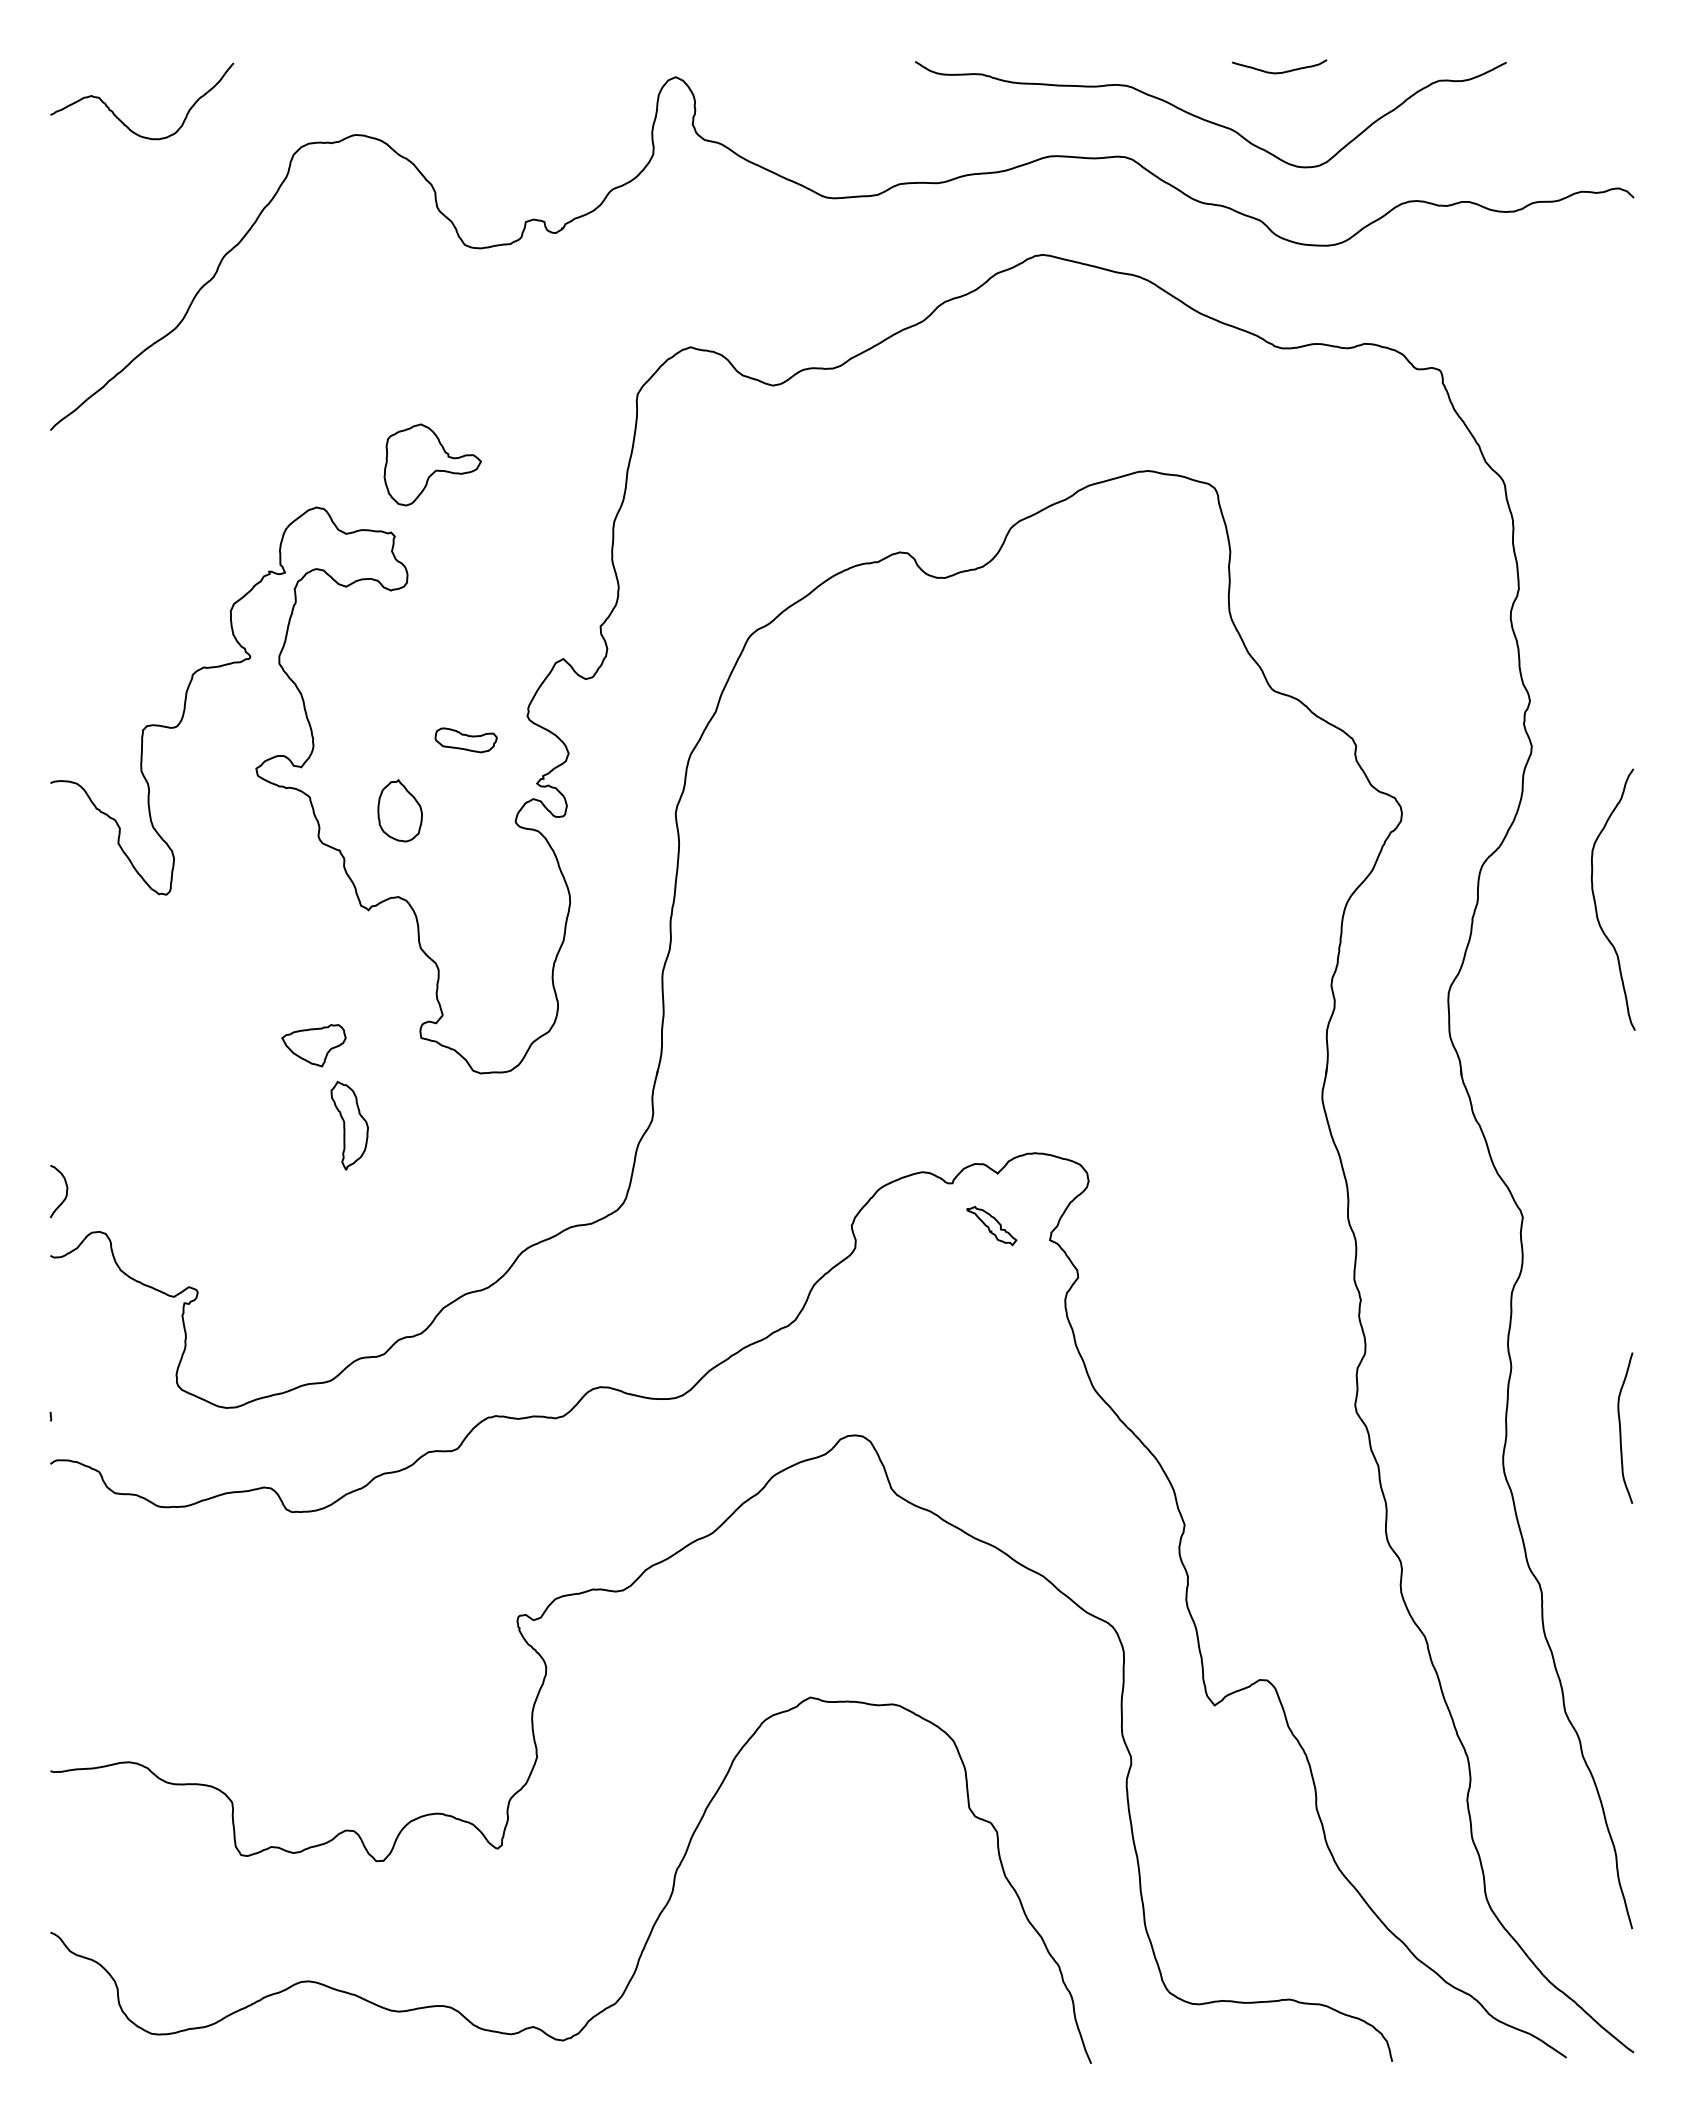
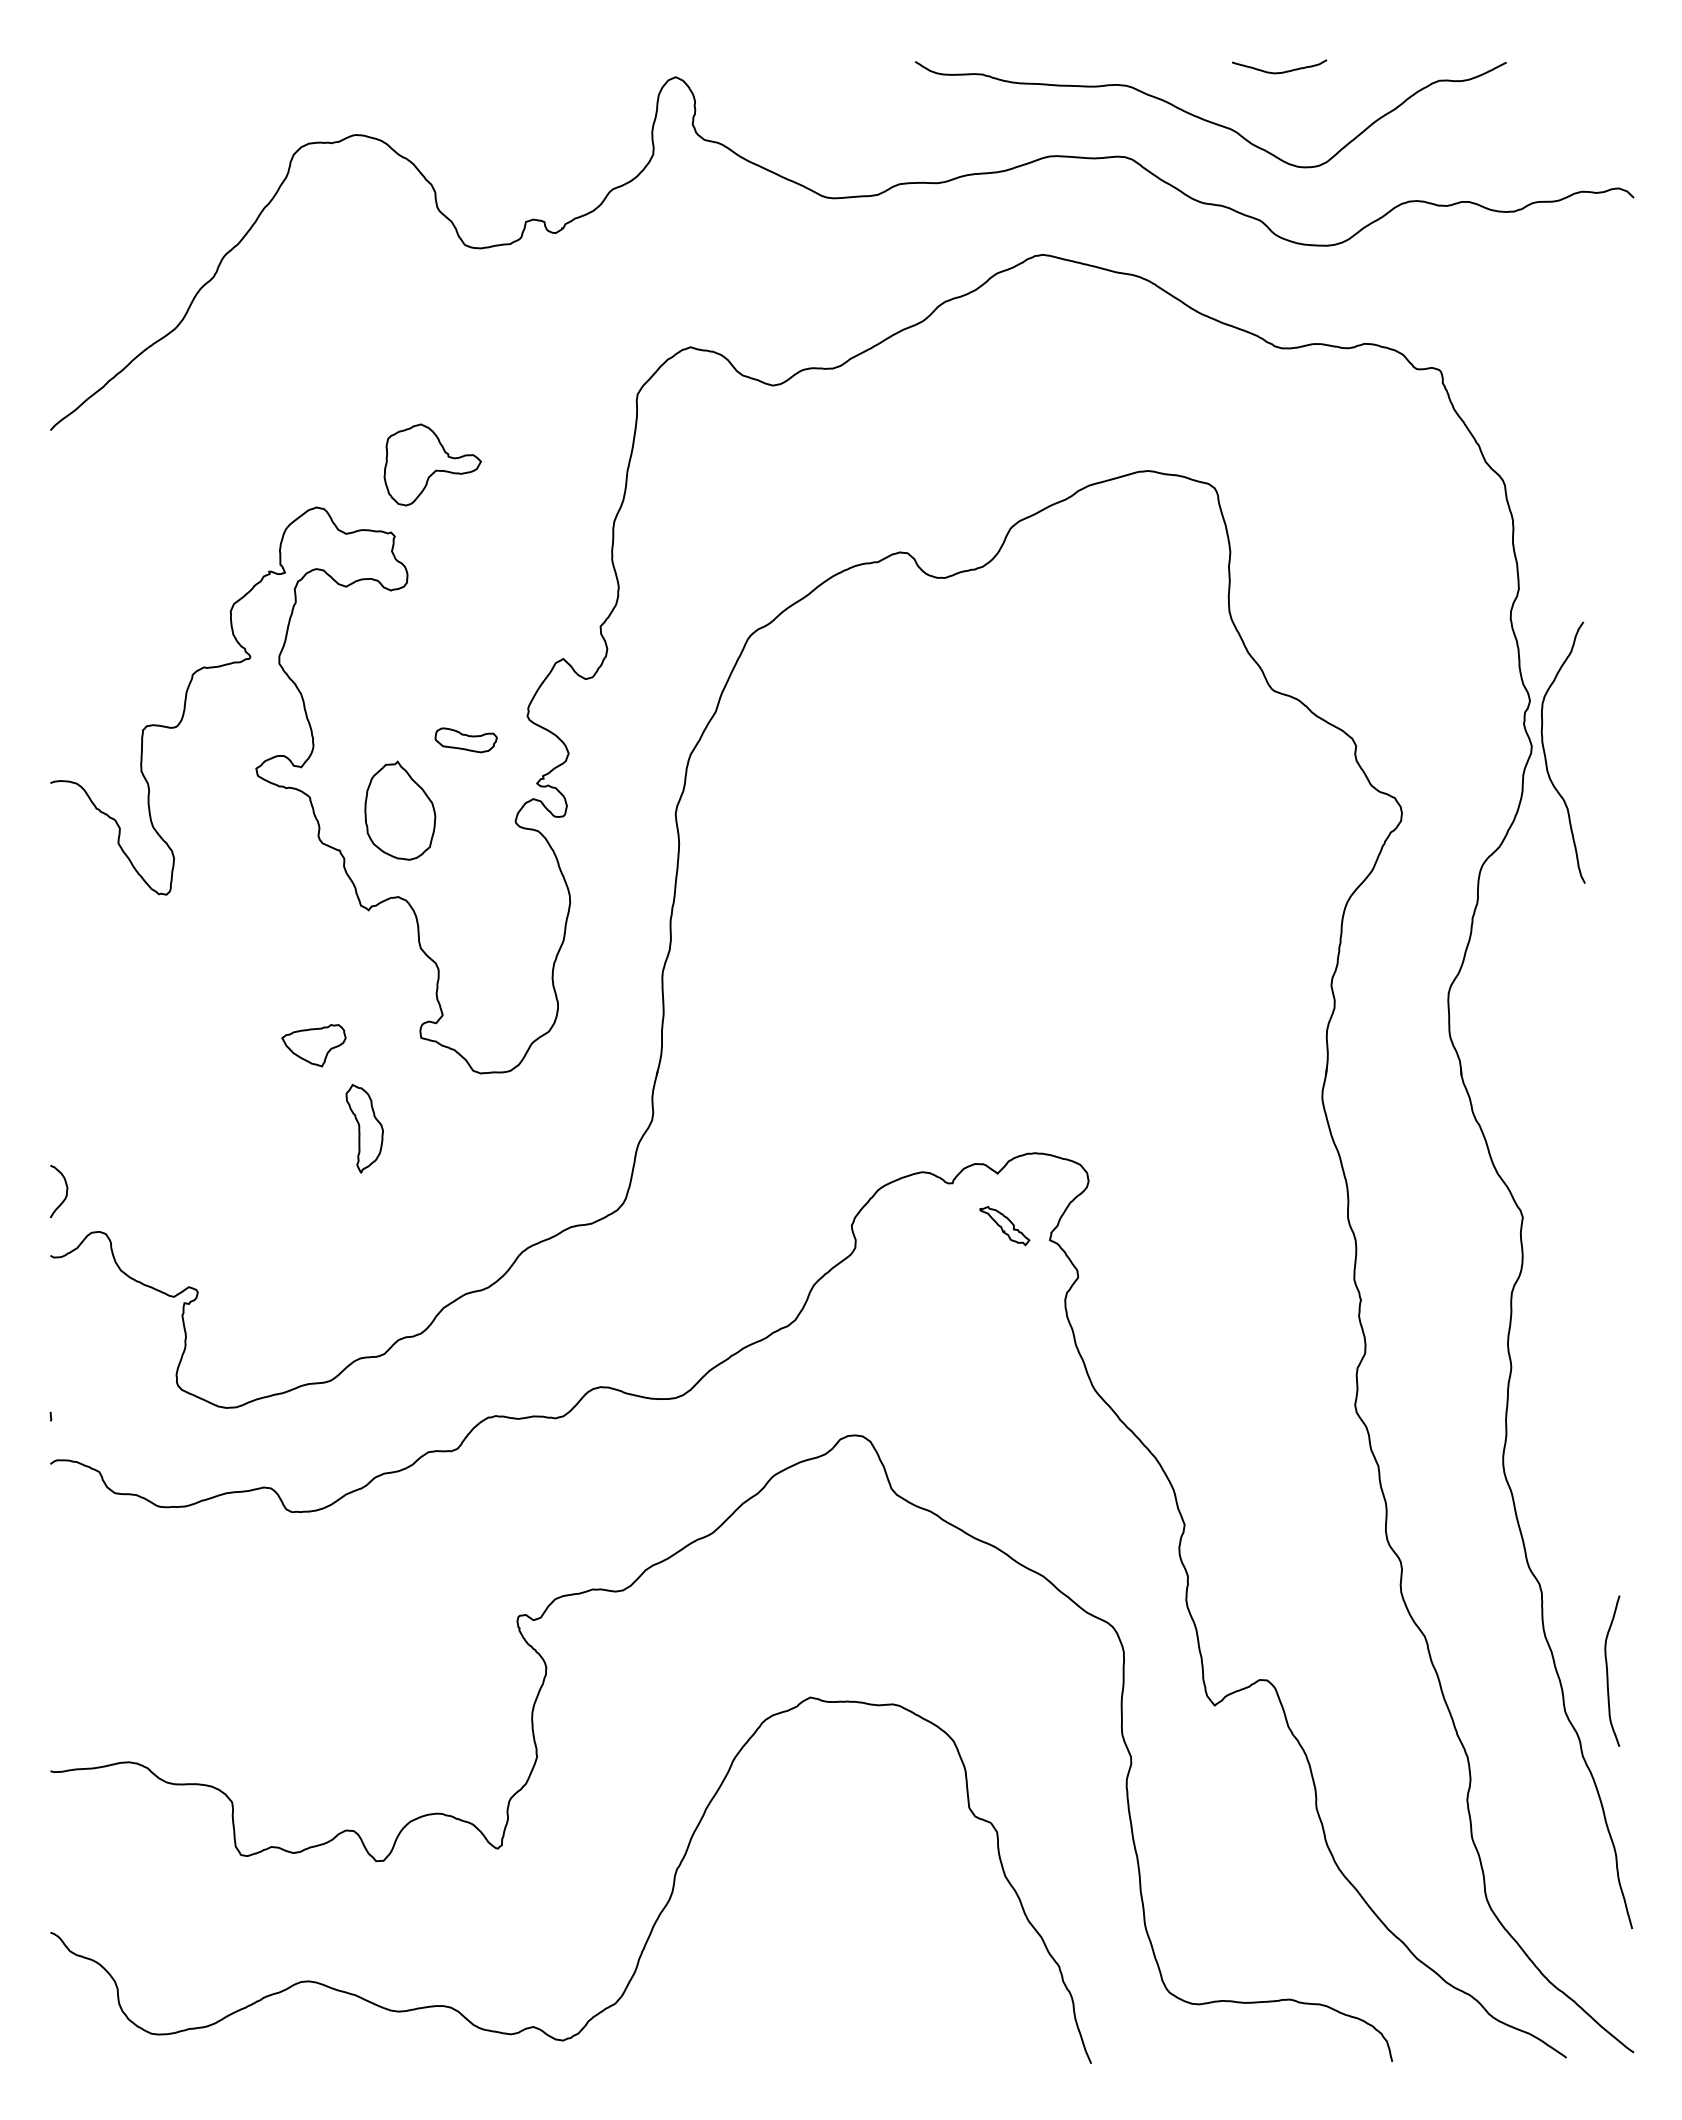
curve: present -> none (122, 121)
part size: 46x64 px -> 73x101 px (400, 810)
curve position: (1596, 903) -> (1546, 756) (1546, 756)
part position: (349, 1125) -> (364, 1128) (364, 1128)
part position: (991, 1226) -> (1004, 1226) (1004, 1226)
curve position: (1621, 1429) -> (1608, 1672) (1608, 1672)
